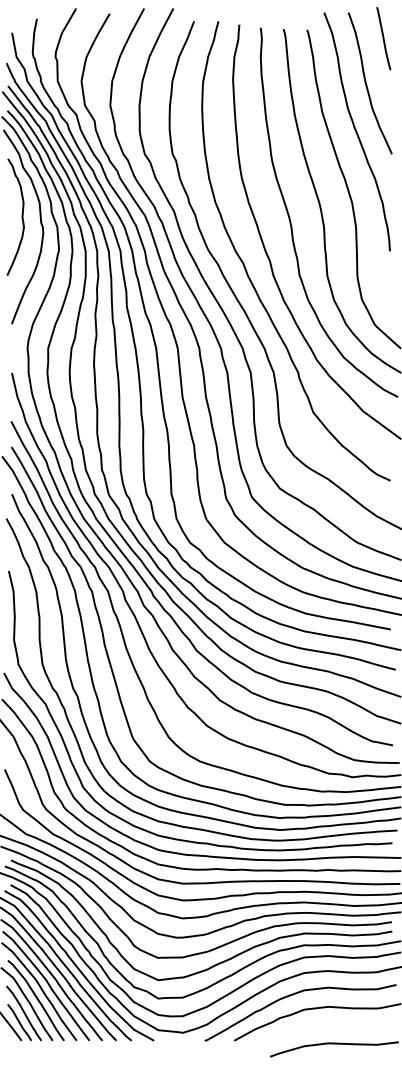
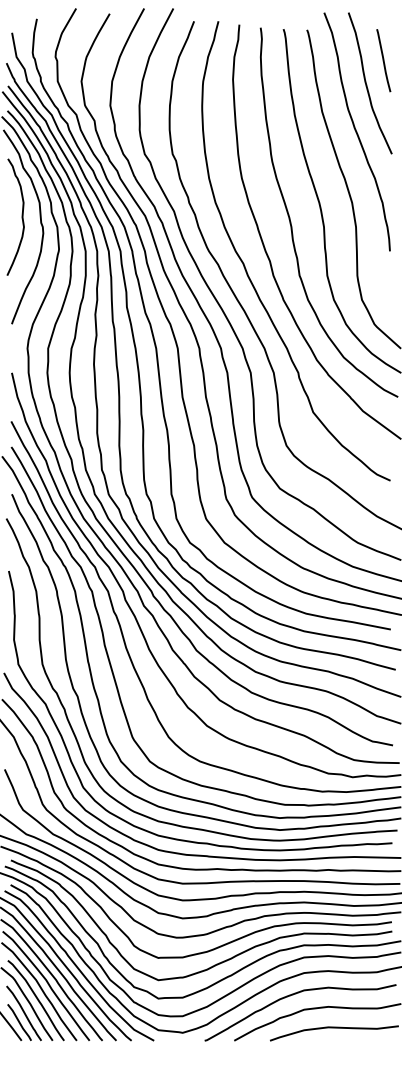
line position: (383, 38) -> (383, 60) (383, 60)
curve position: (334, 1044) -> (334, 1028) (334, 1028)
